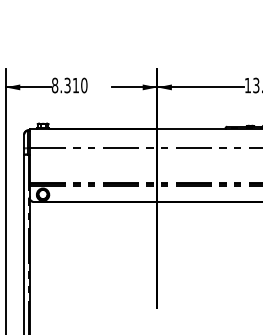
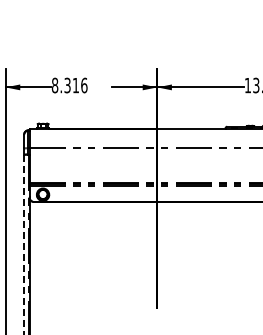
text: 8.310 -> 8.316 (84, 84)
line: solid -> dashed (24, 244)
